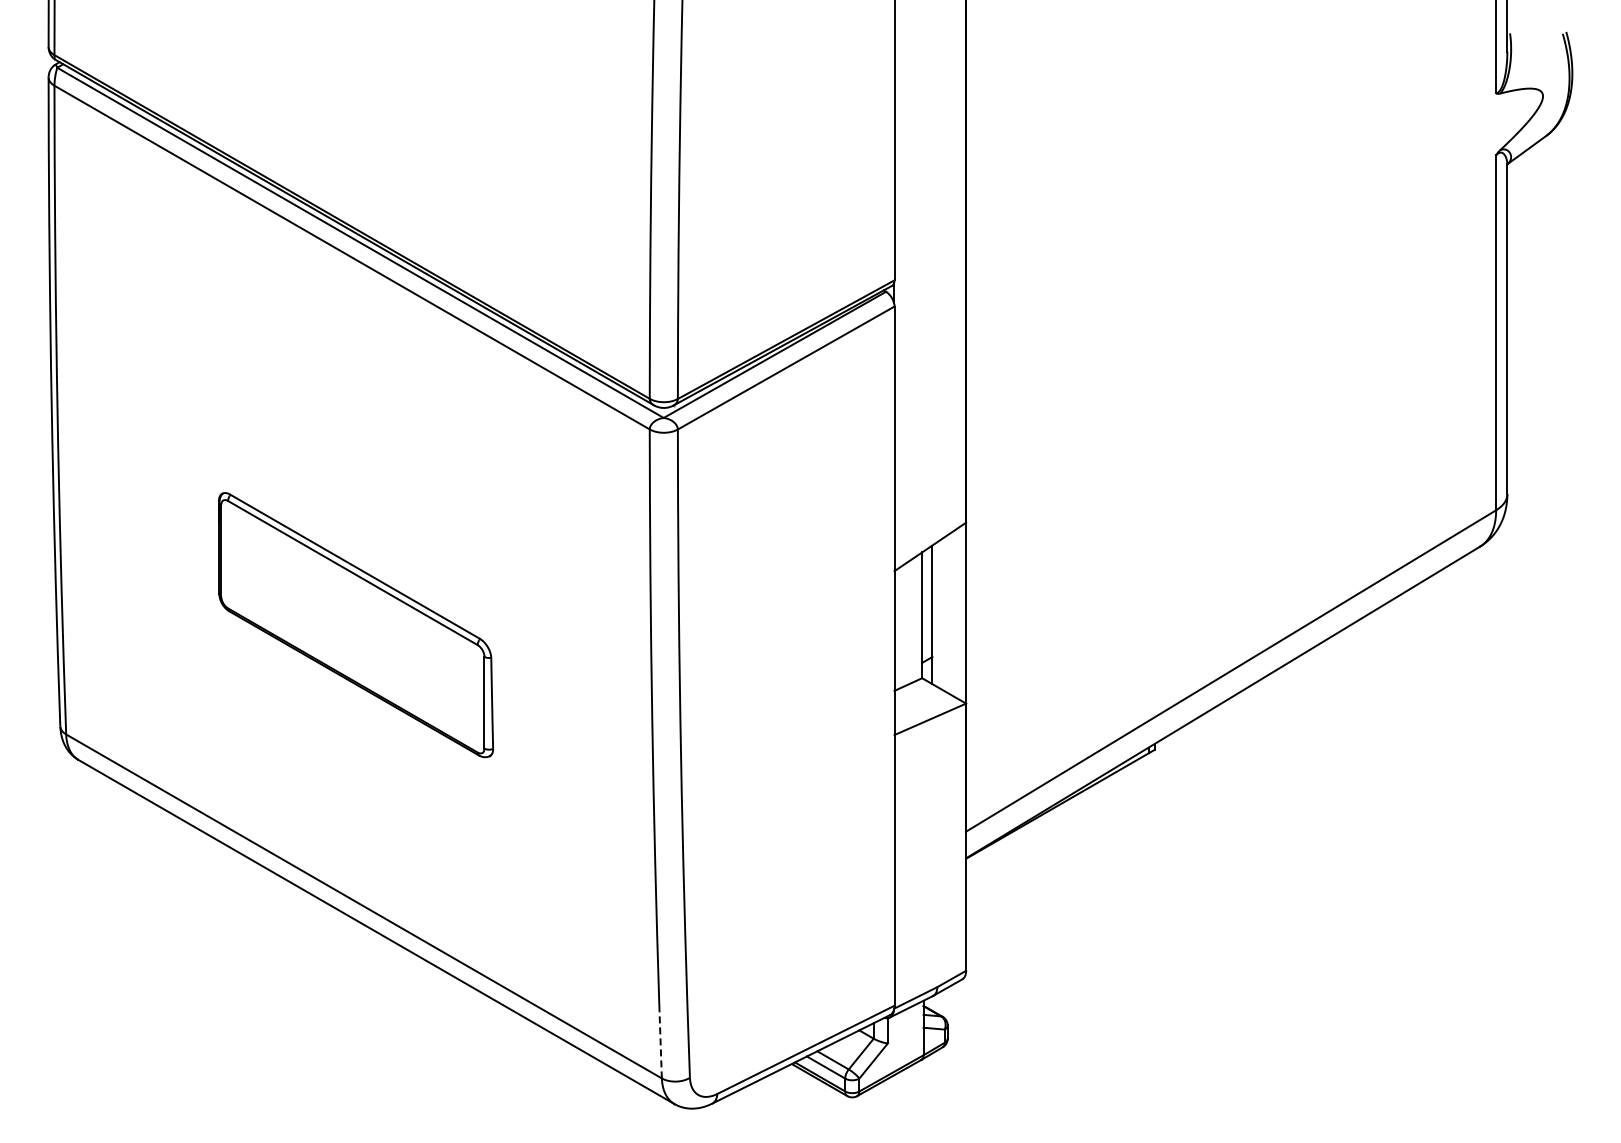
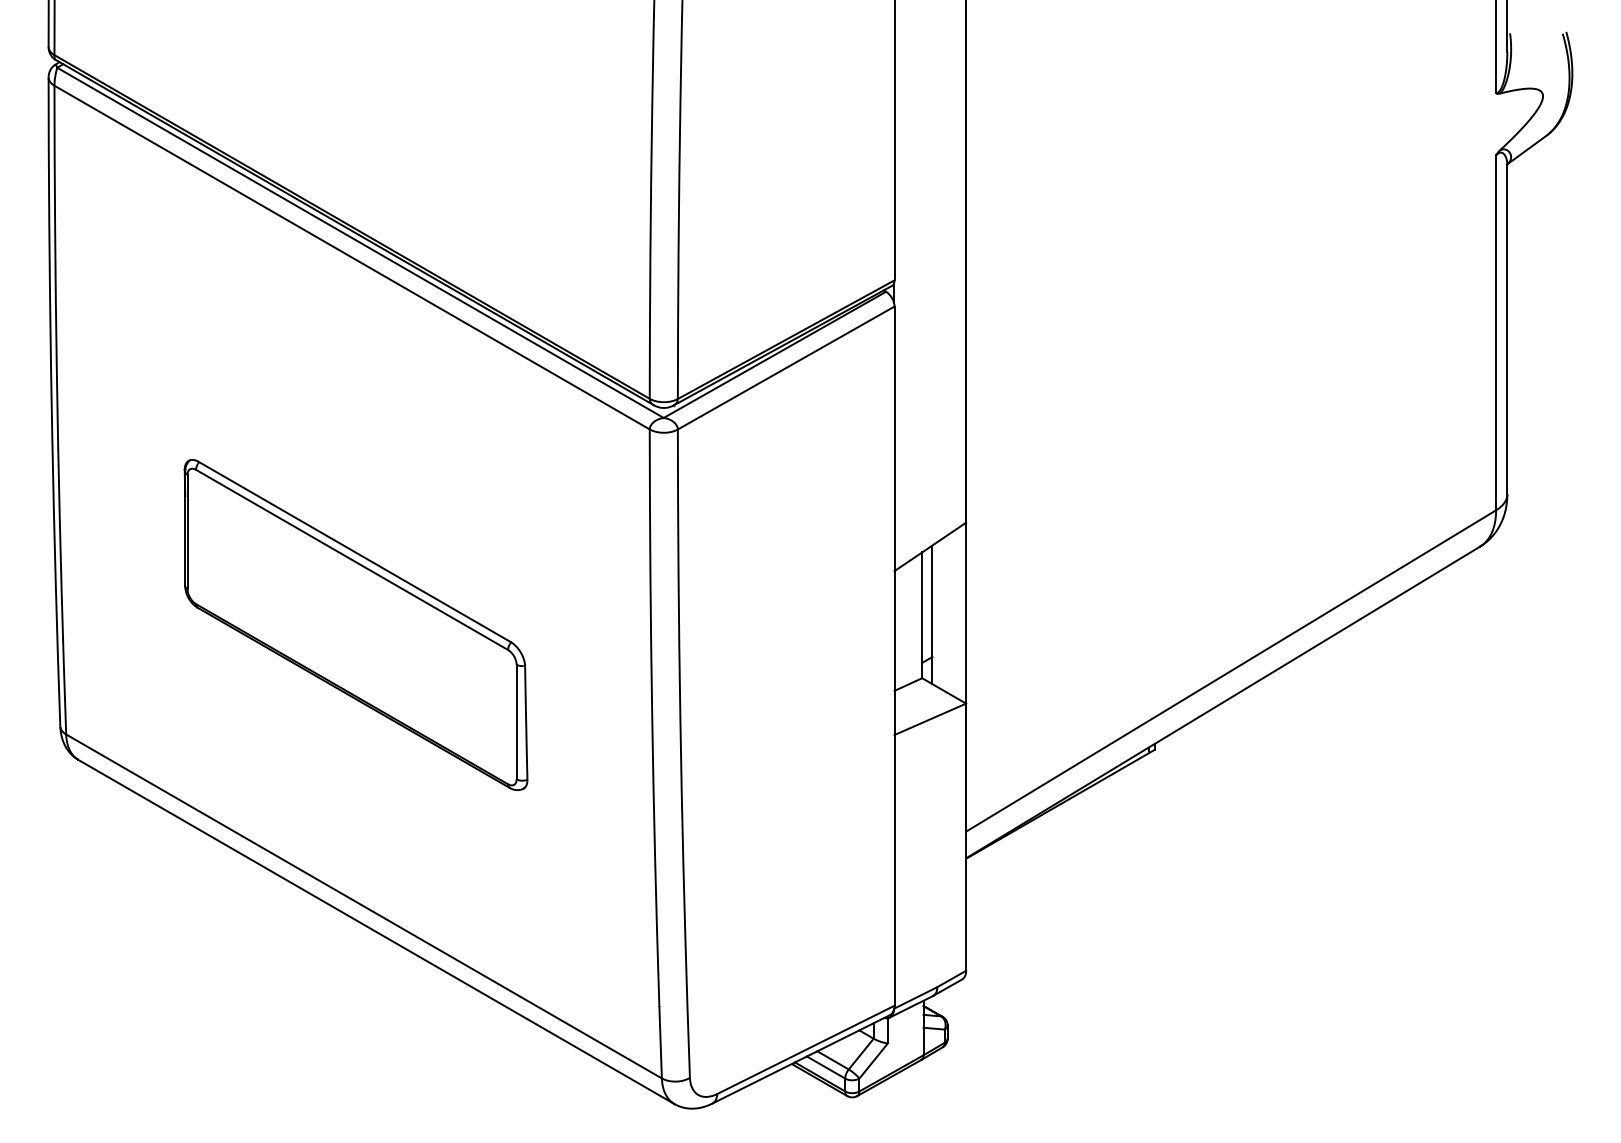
part size: 277x267 px -> 346x333 px (355, 625)
line: dashed -> solid (660, 1042)
